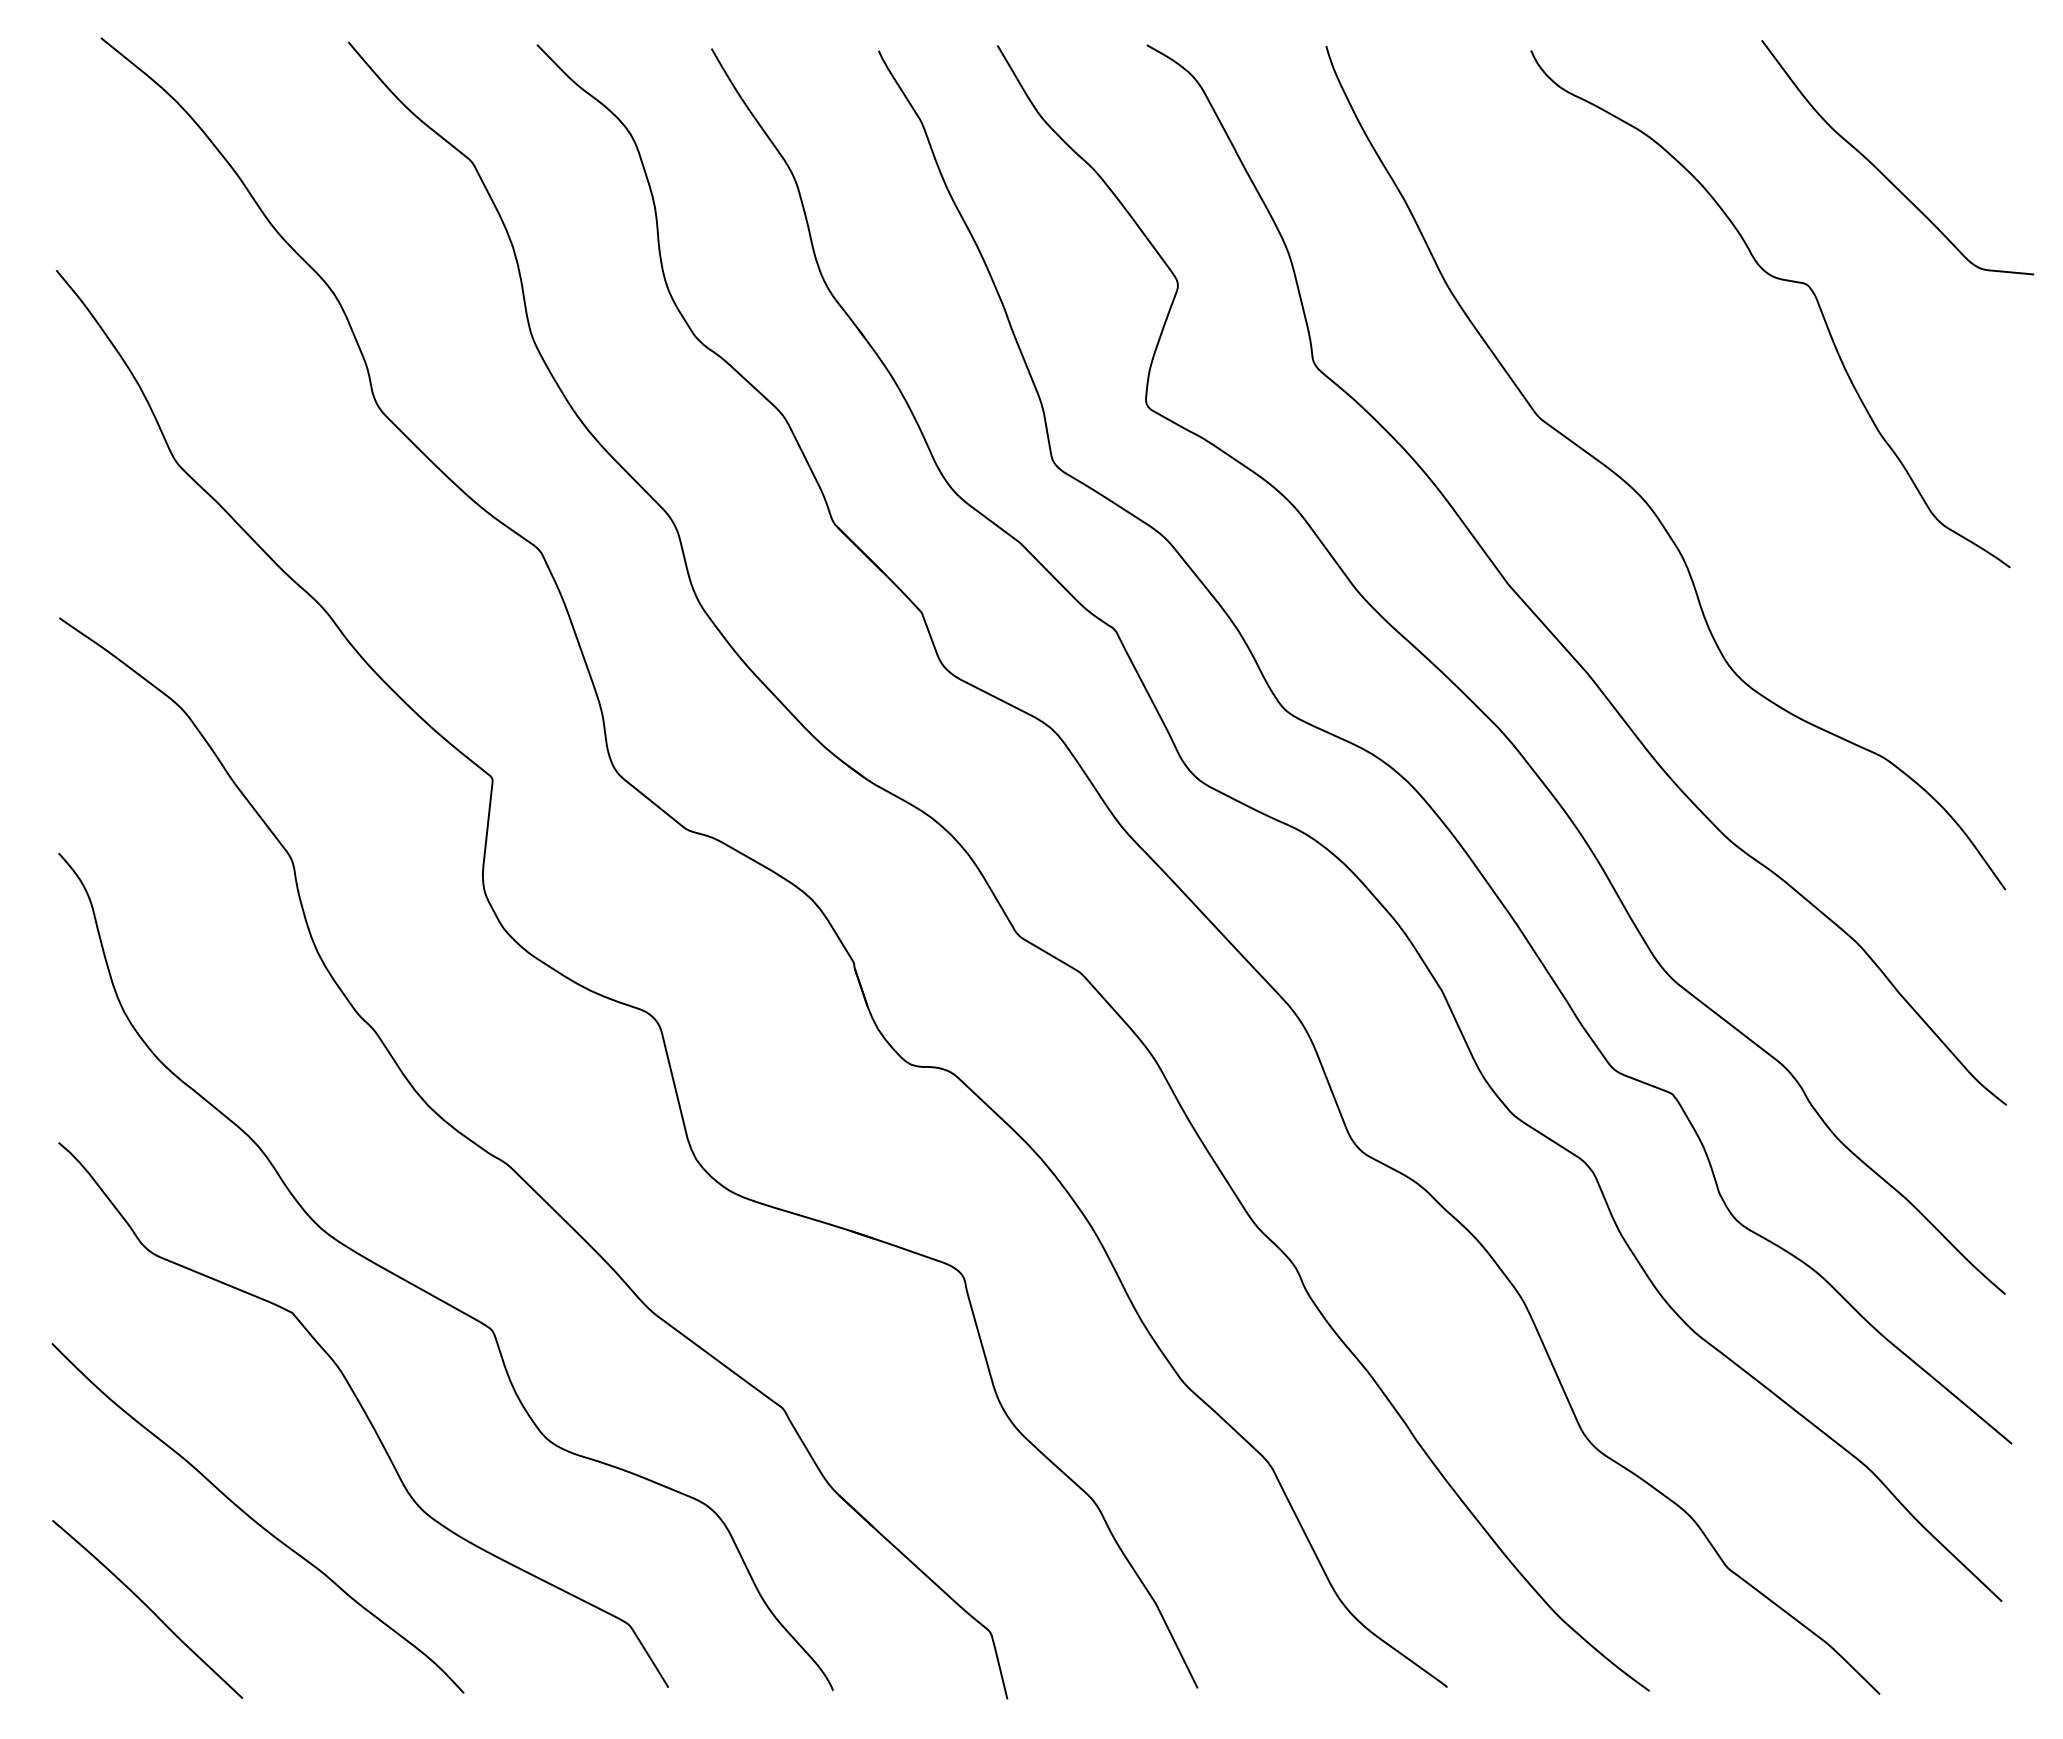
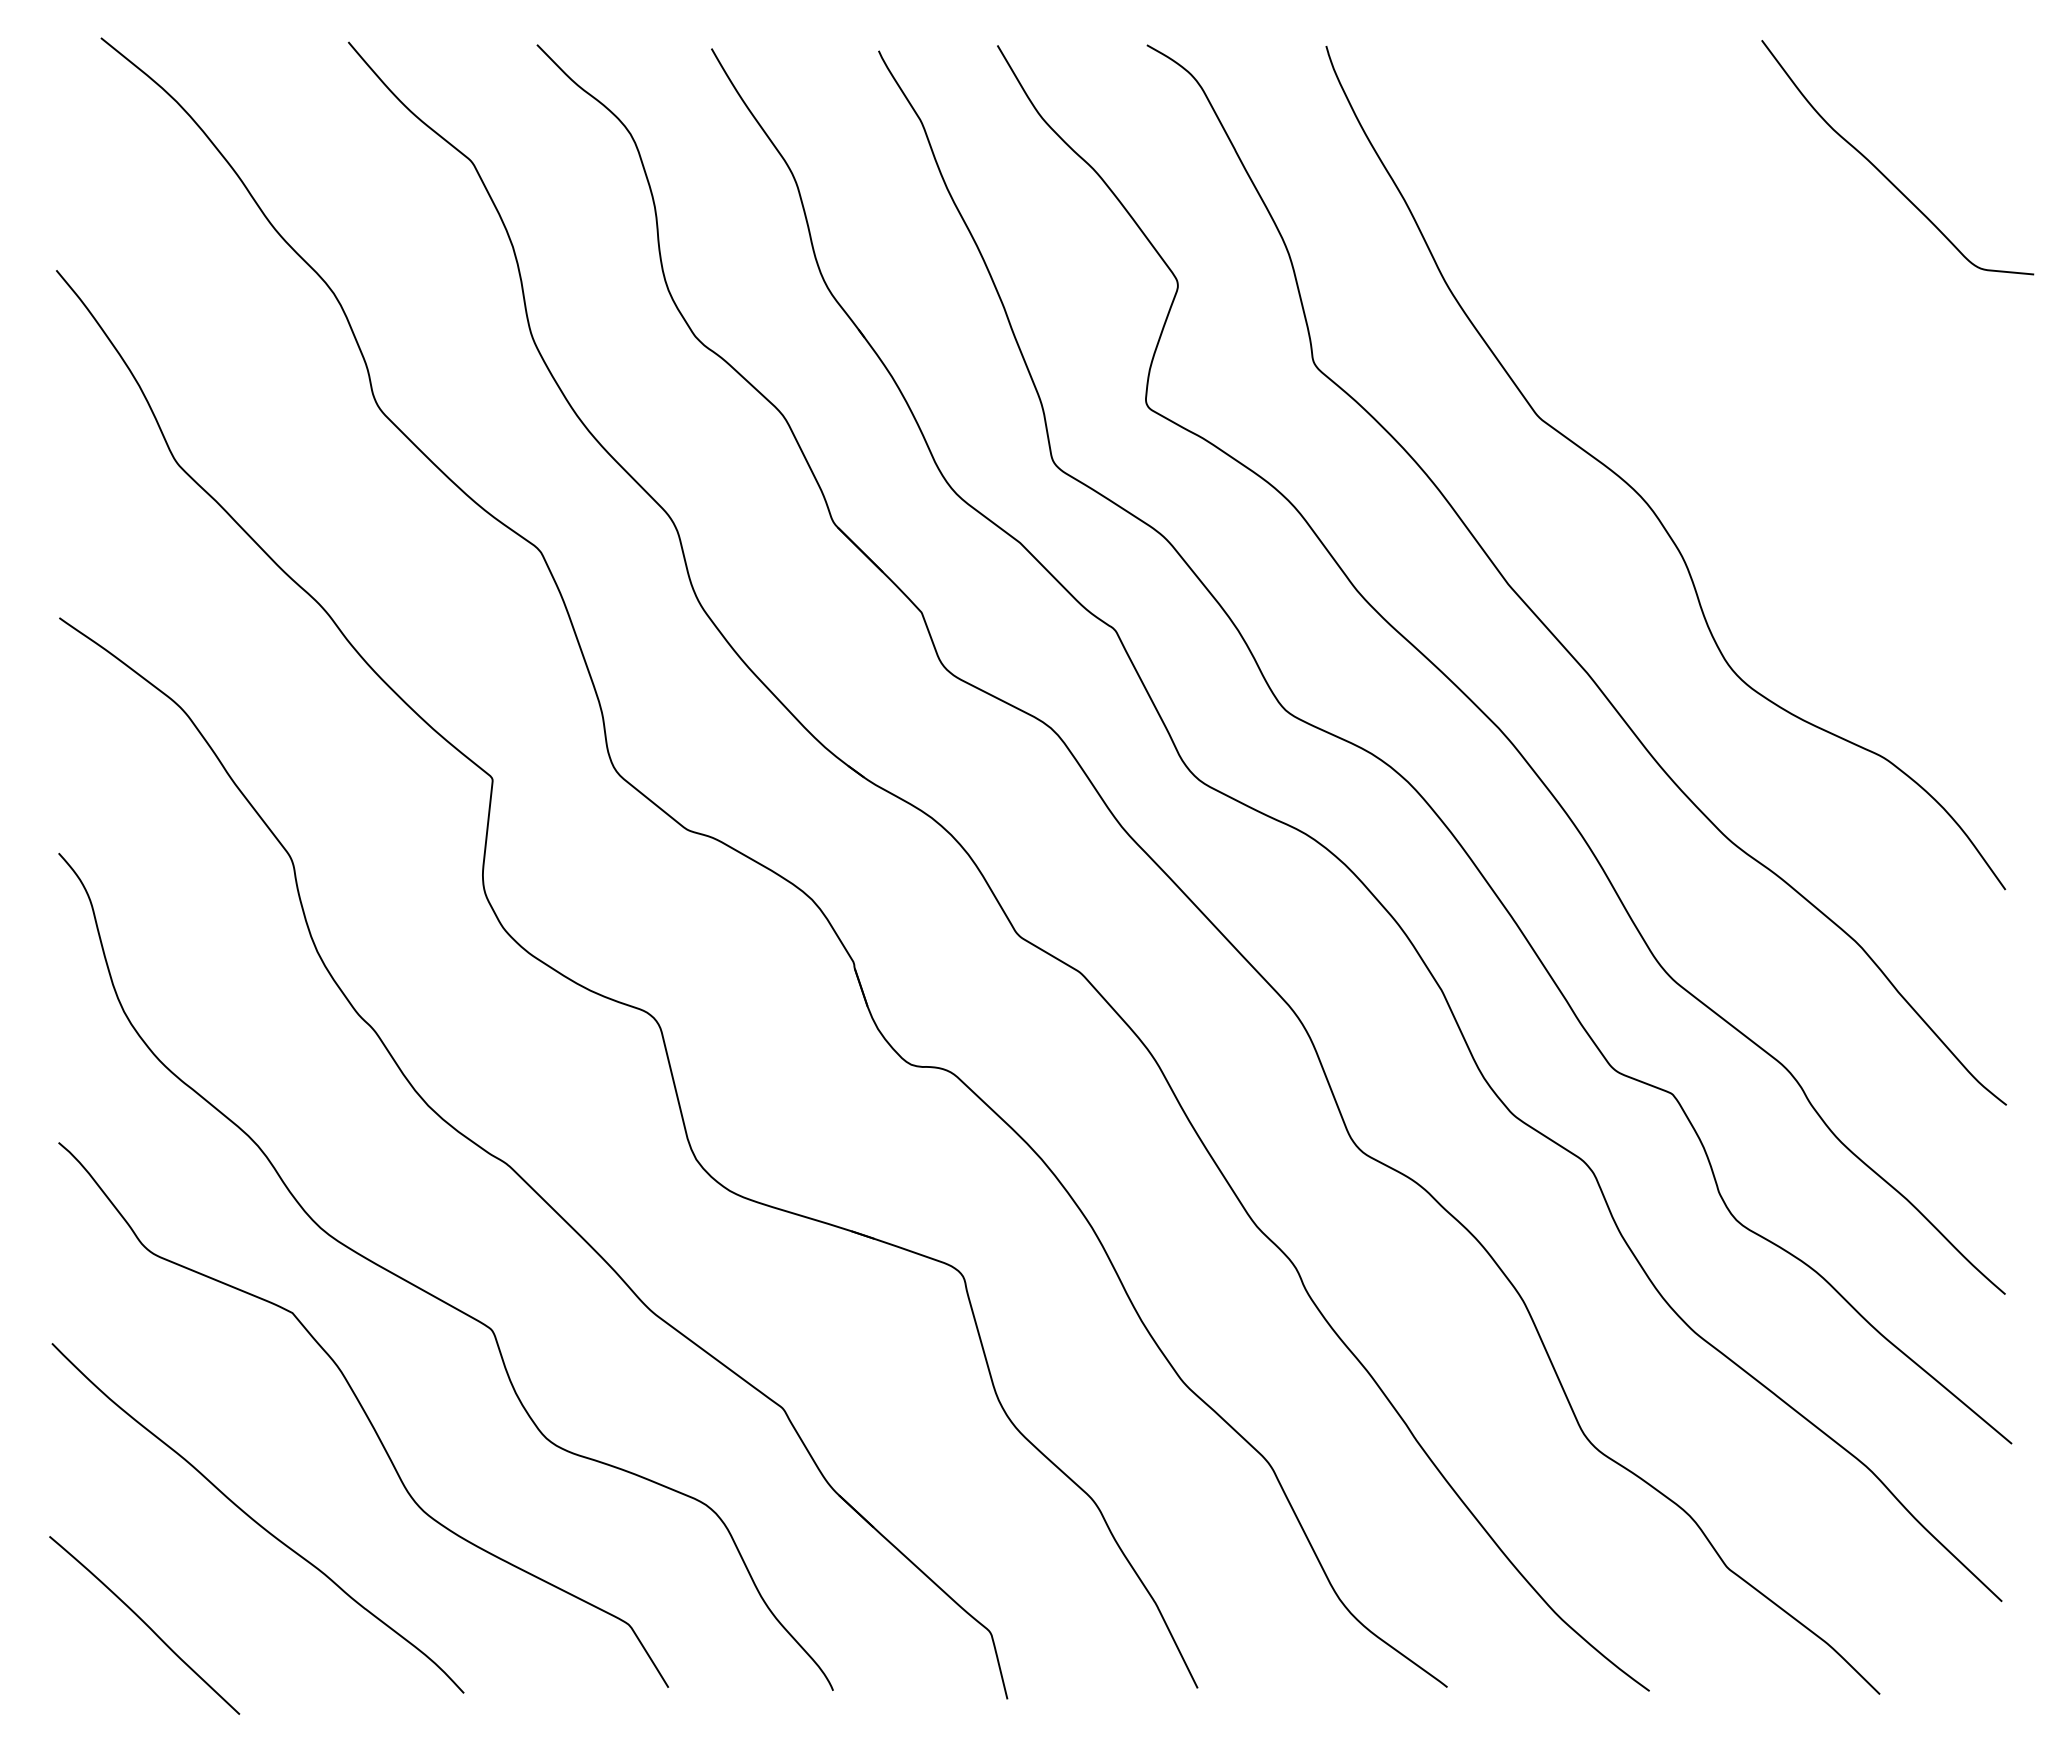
curve: present -> none (1777, 279)
curve position: (147, 1608) -> (144, 1624) (144, 1624)
